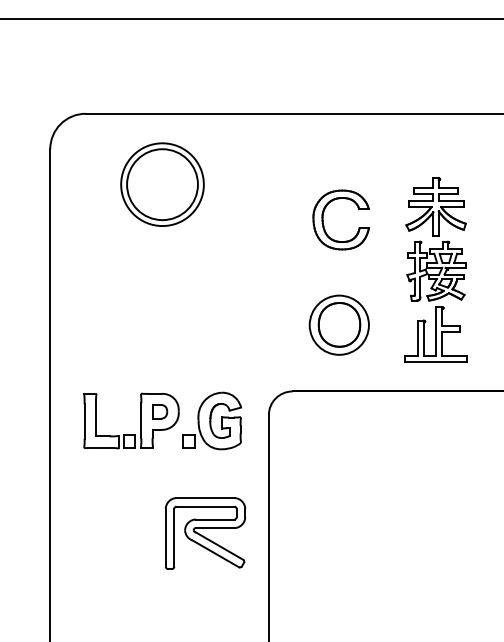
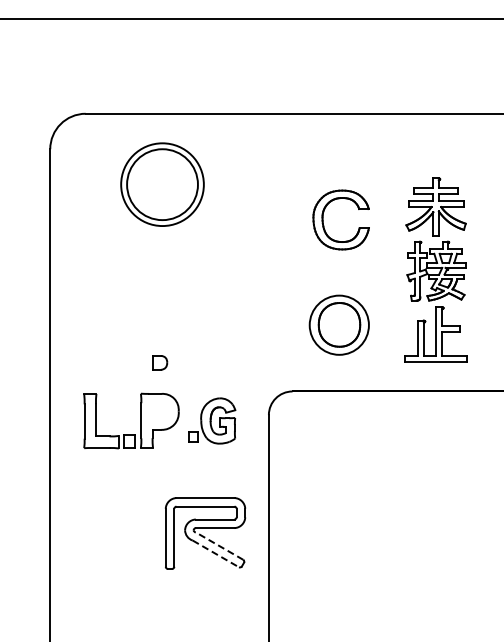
part position: (160, 411) -> (160, 362) (160, 362)
part size: 60x60 px -> 49x48 px (212, 420)
line: solid -> dashed (219, 545)
line: solid -> dashed (215, 553)
